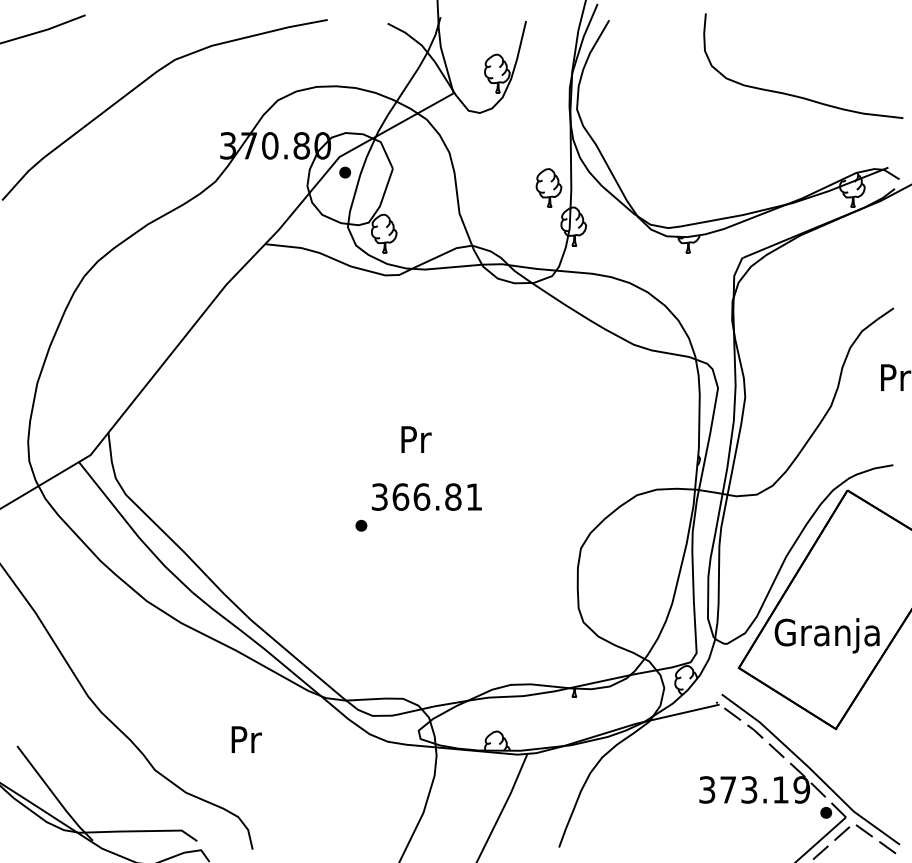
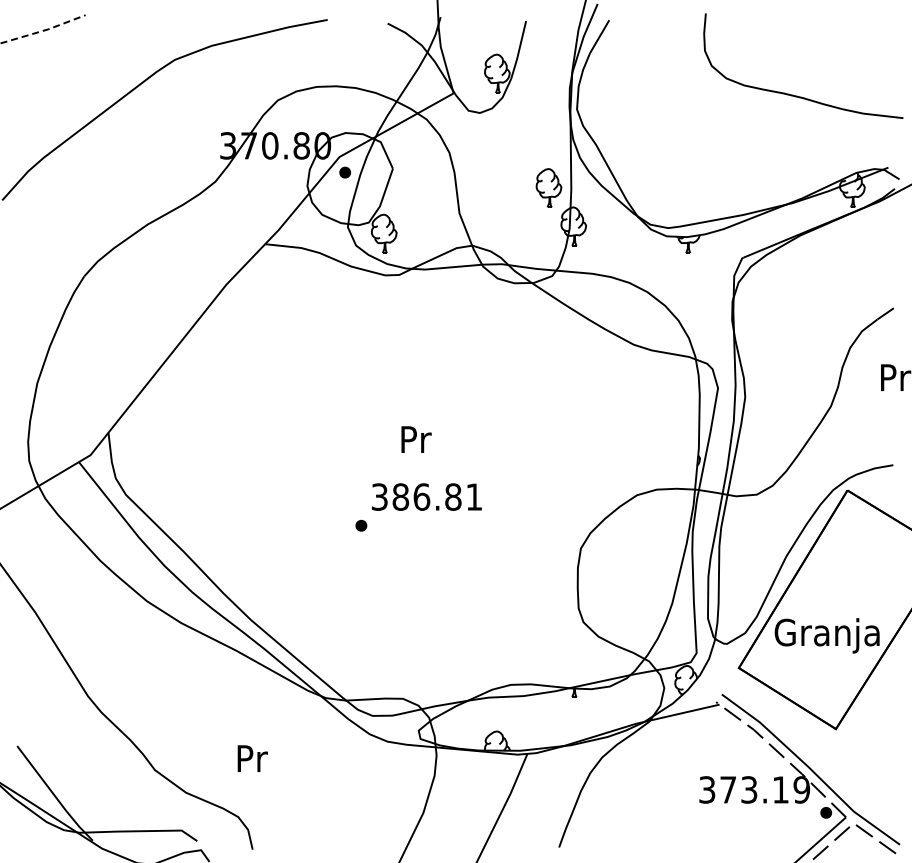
line: solid -> dashed (44, 30)
text: 366.81 -> 386.81 (400, 496)
text position: (246, 739) -> (252, 758) (252, 758)
